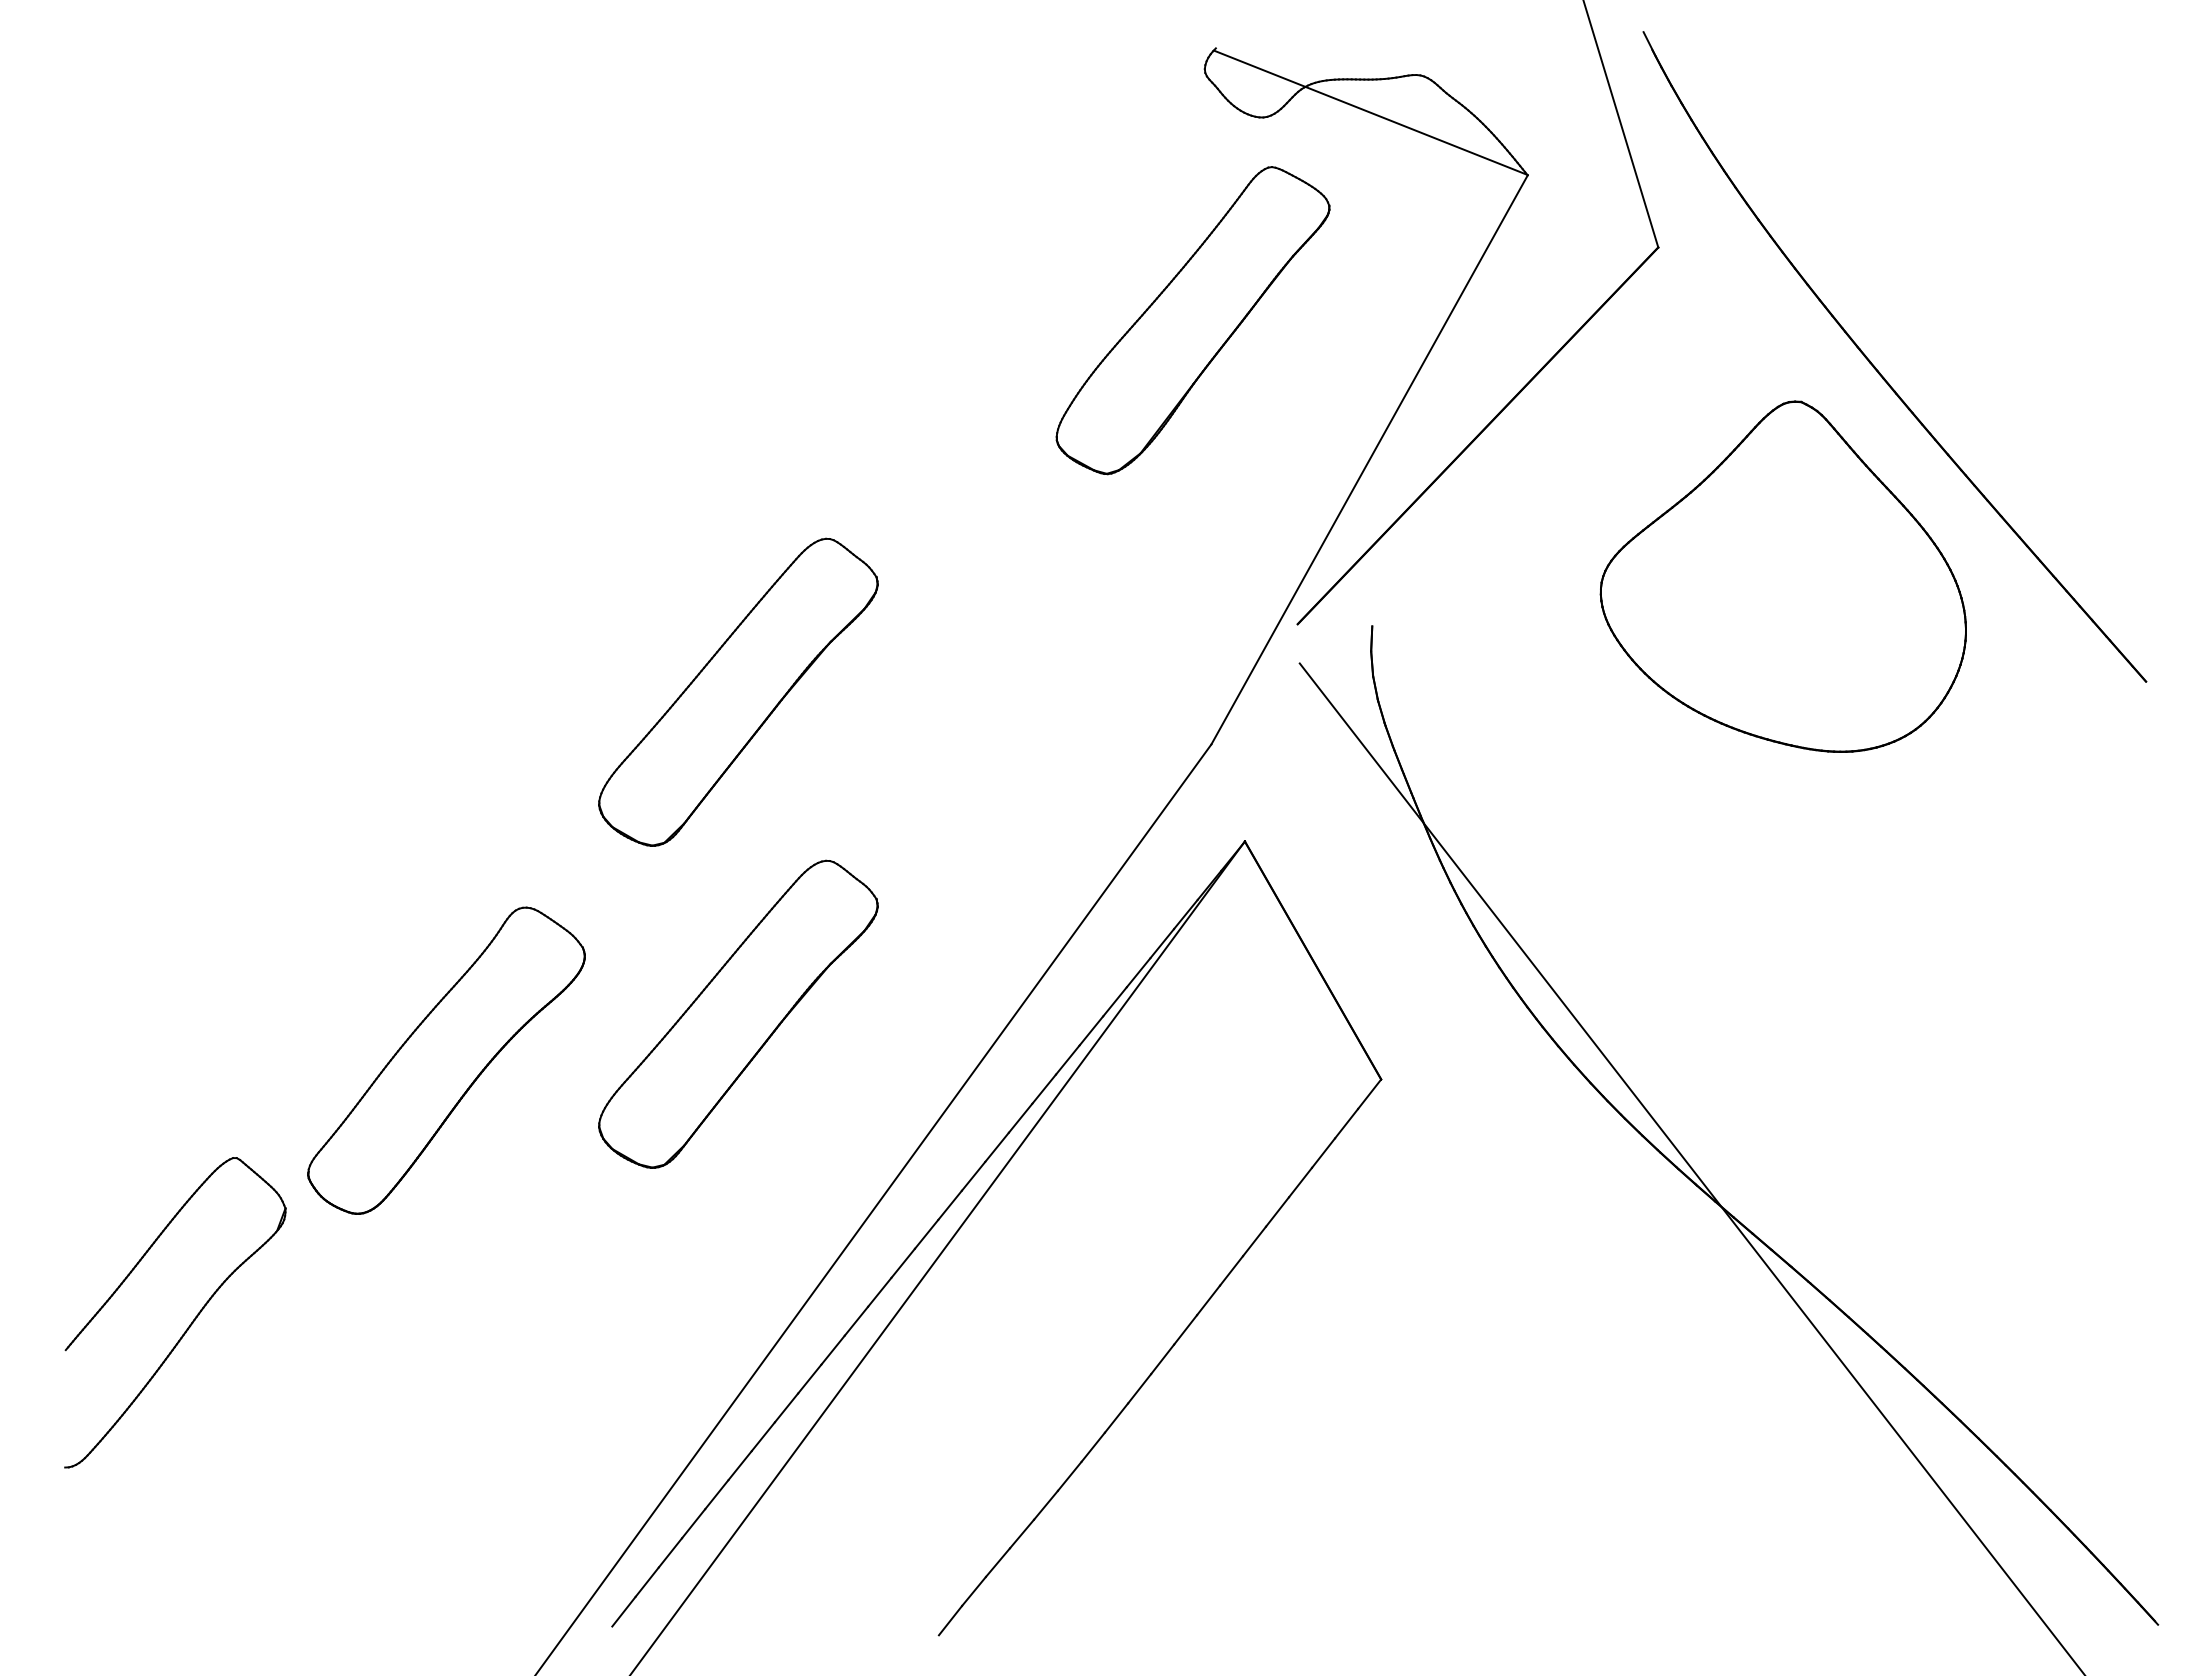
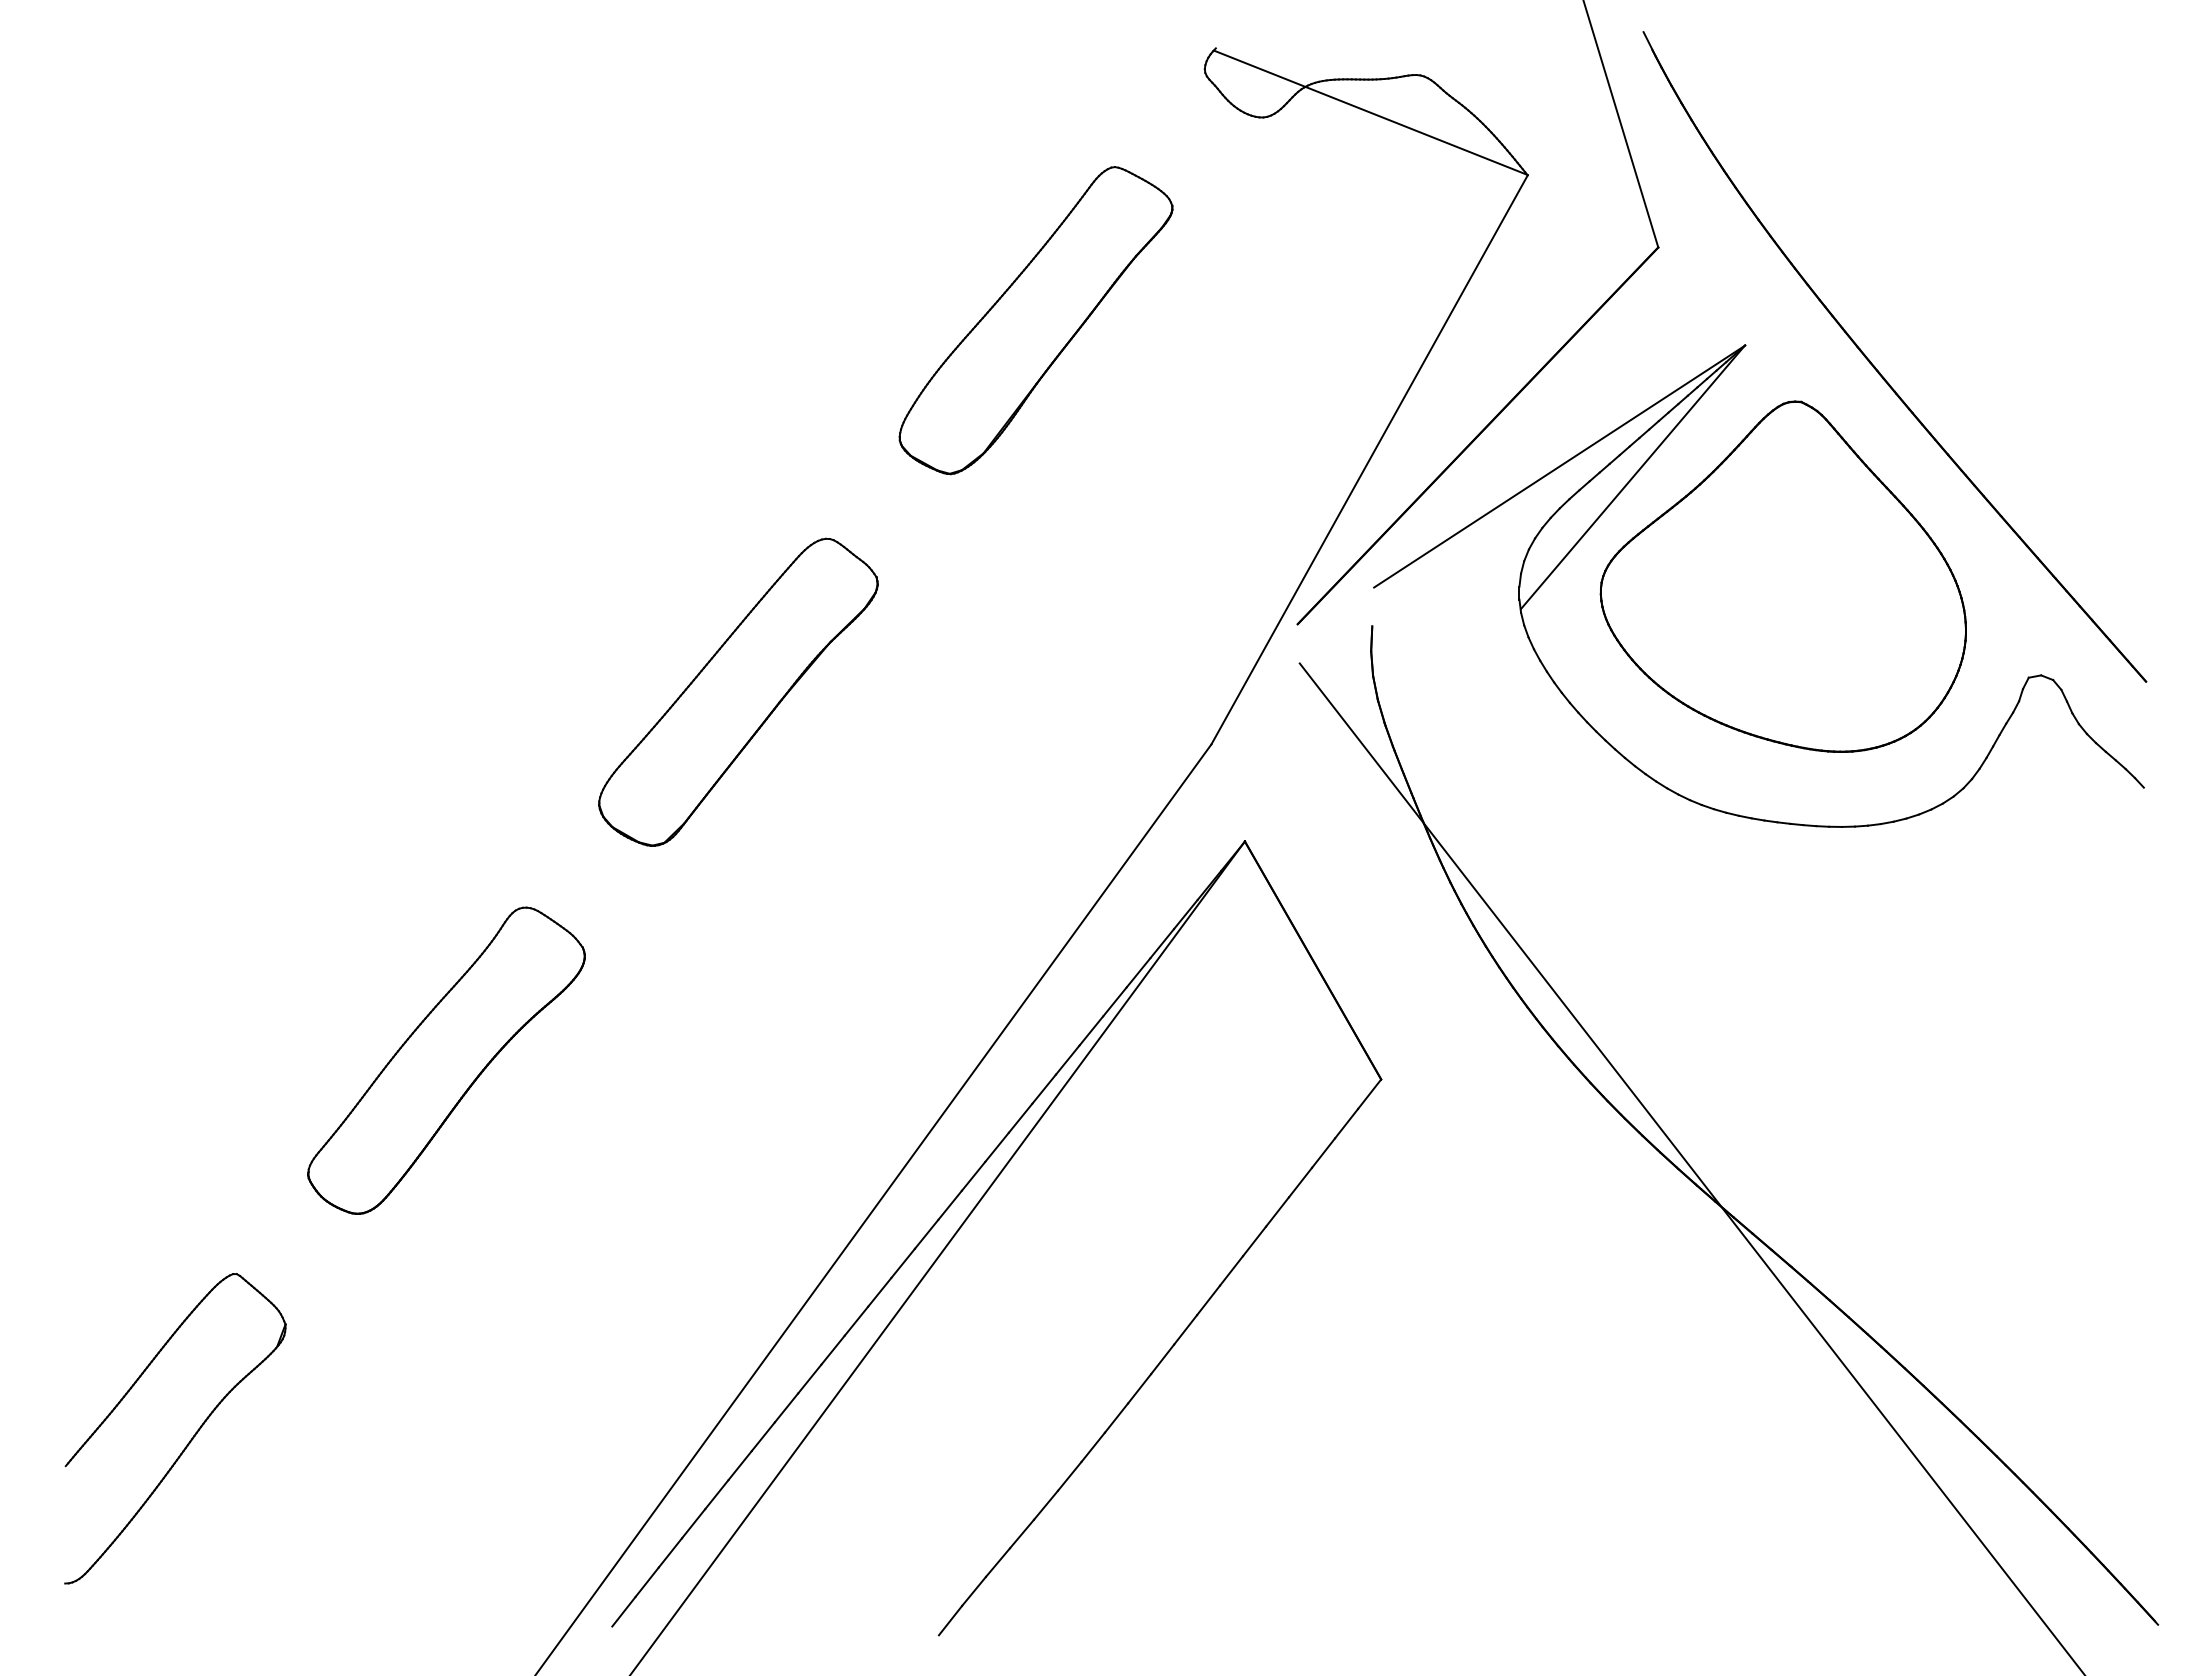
part position: (1192, 320) -> (1035, 320) (1035, 320)
part: none -> present (1634, 477)
part: present -> none (738, 1013)
part position: (189, 1324) -> (189, 1440) (189, 1440)
